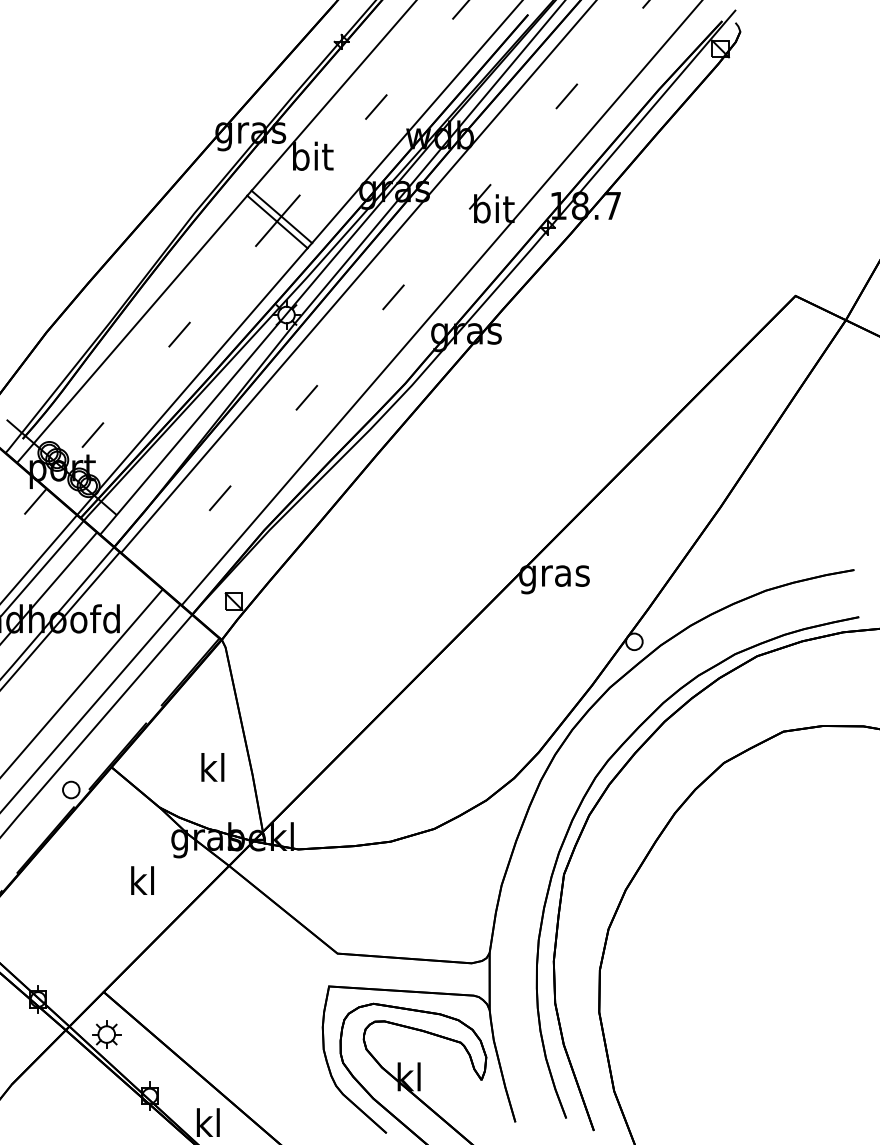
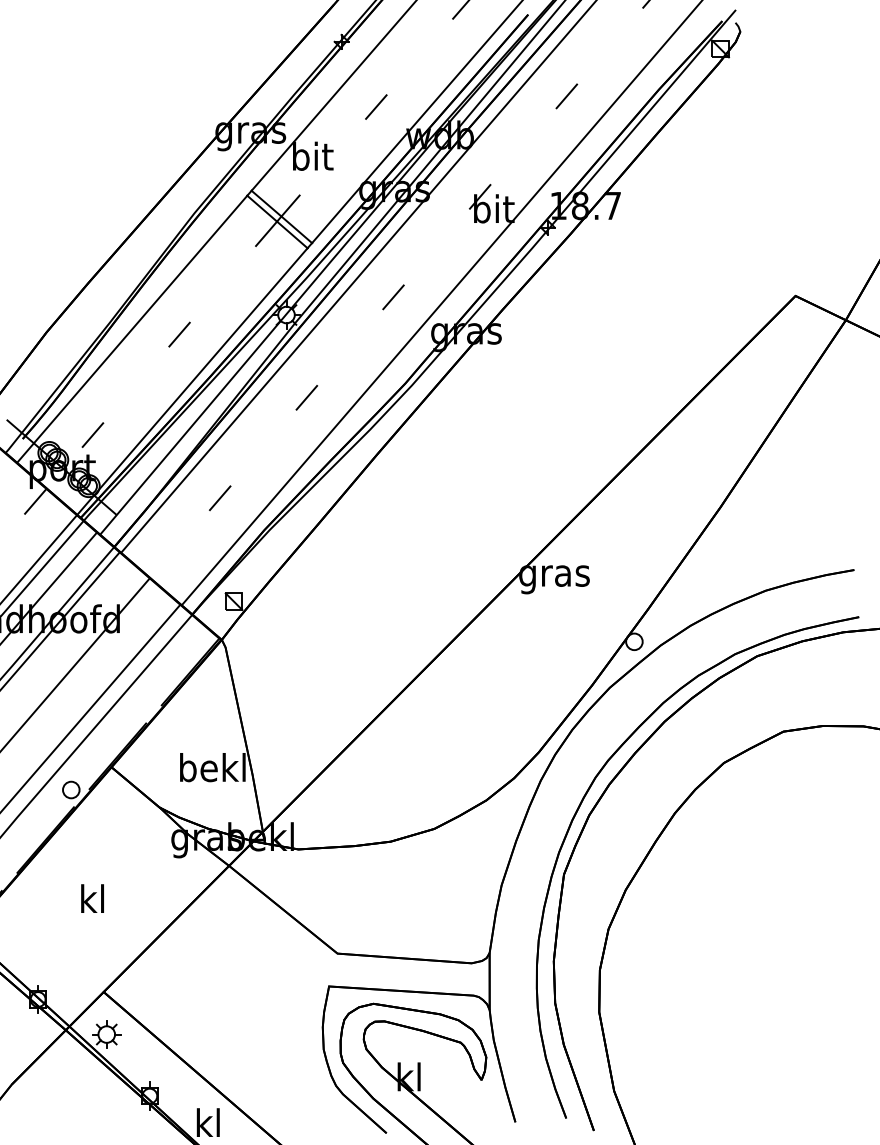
line position: (82, 682) -> (75, 663) (75, 663)
text: kl -> bekl (212, 767)
text position: (142, 880) -> (92, 898) (92, 898)
